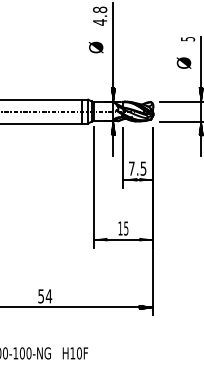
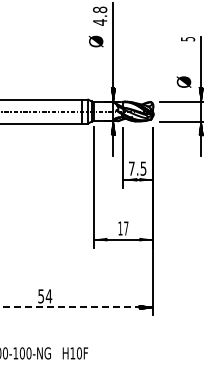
text position: (95, 47) -> (95, 41) (95, 41)
text position: (183, 62) -> (183, 81) (183, 81)
text: 15 -> 17 (126, 228)
line: solid -> dashed (76, 307)
